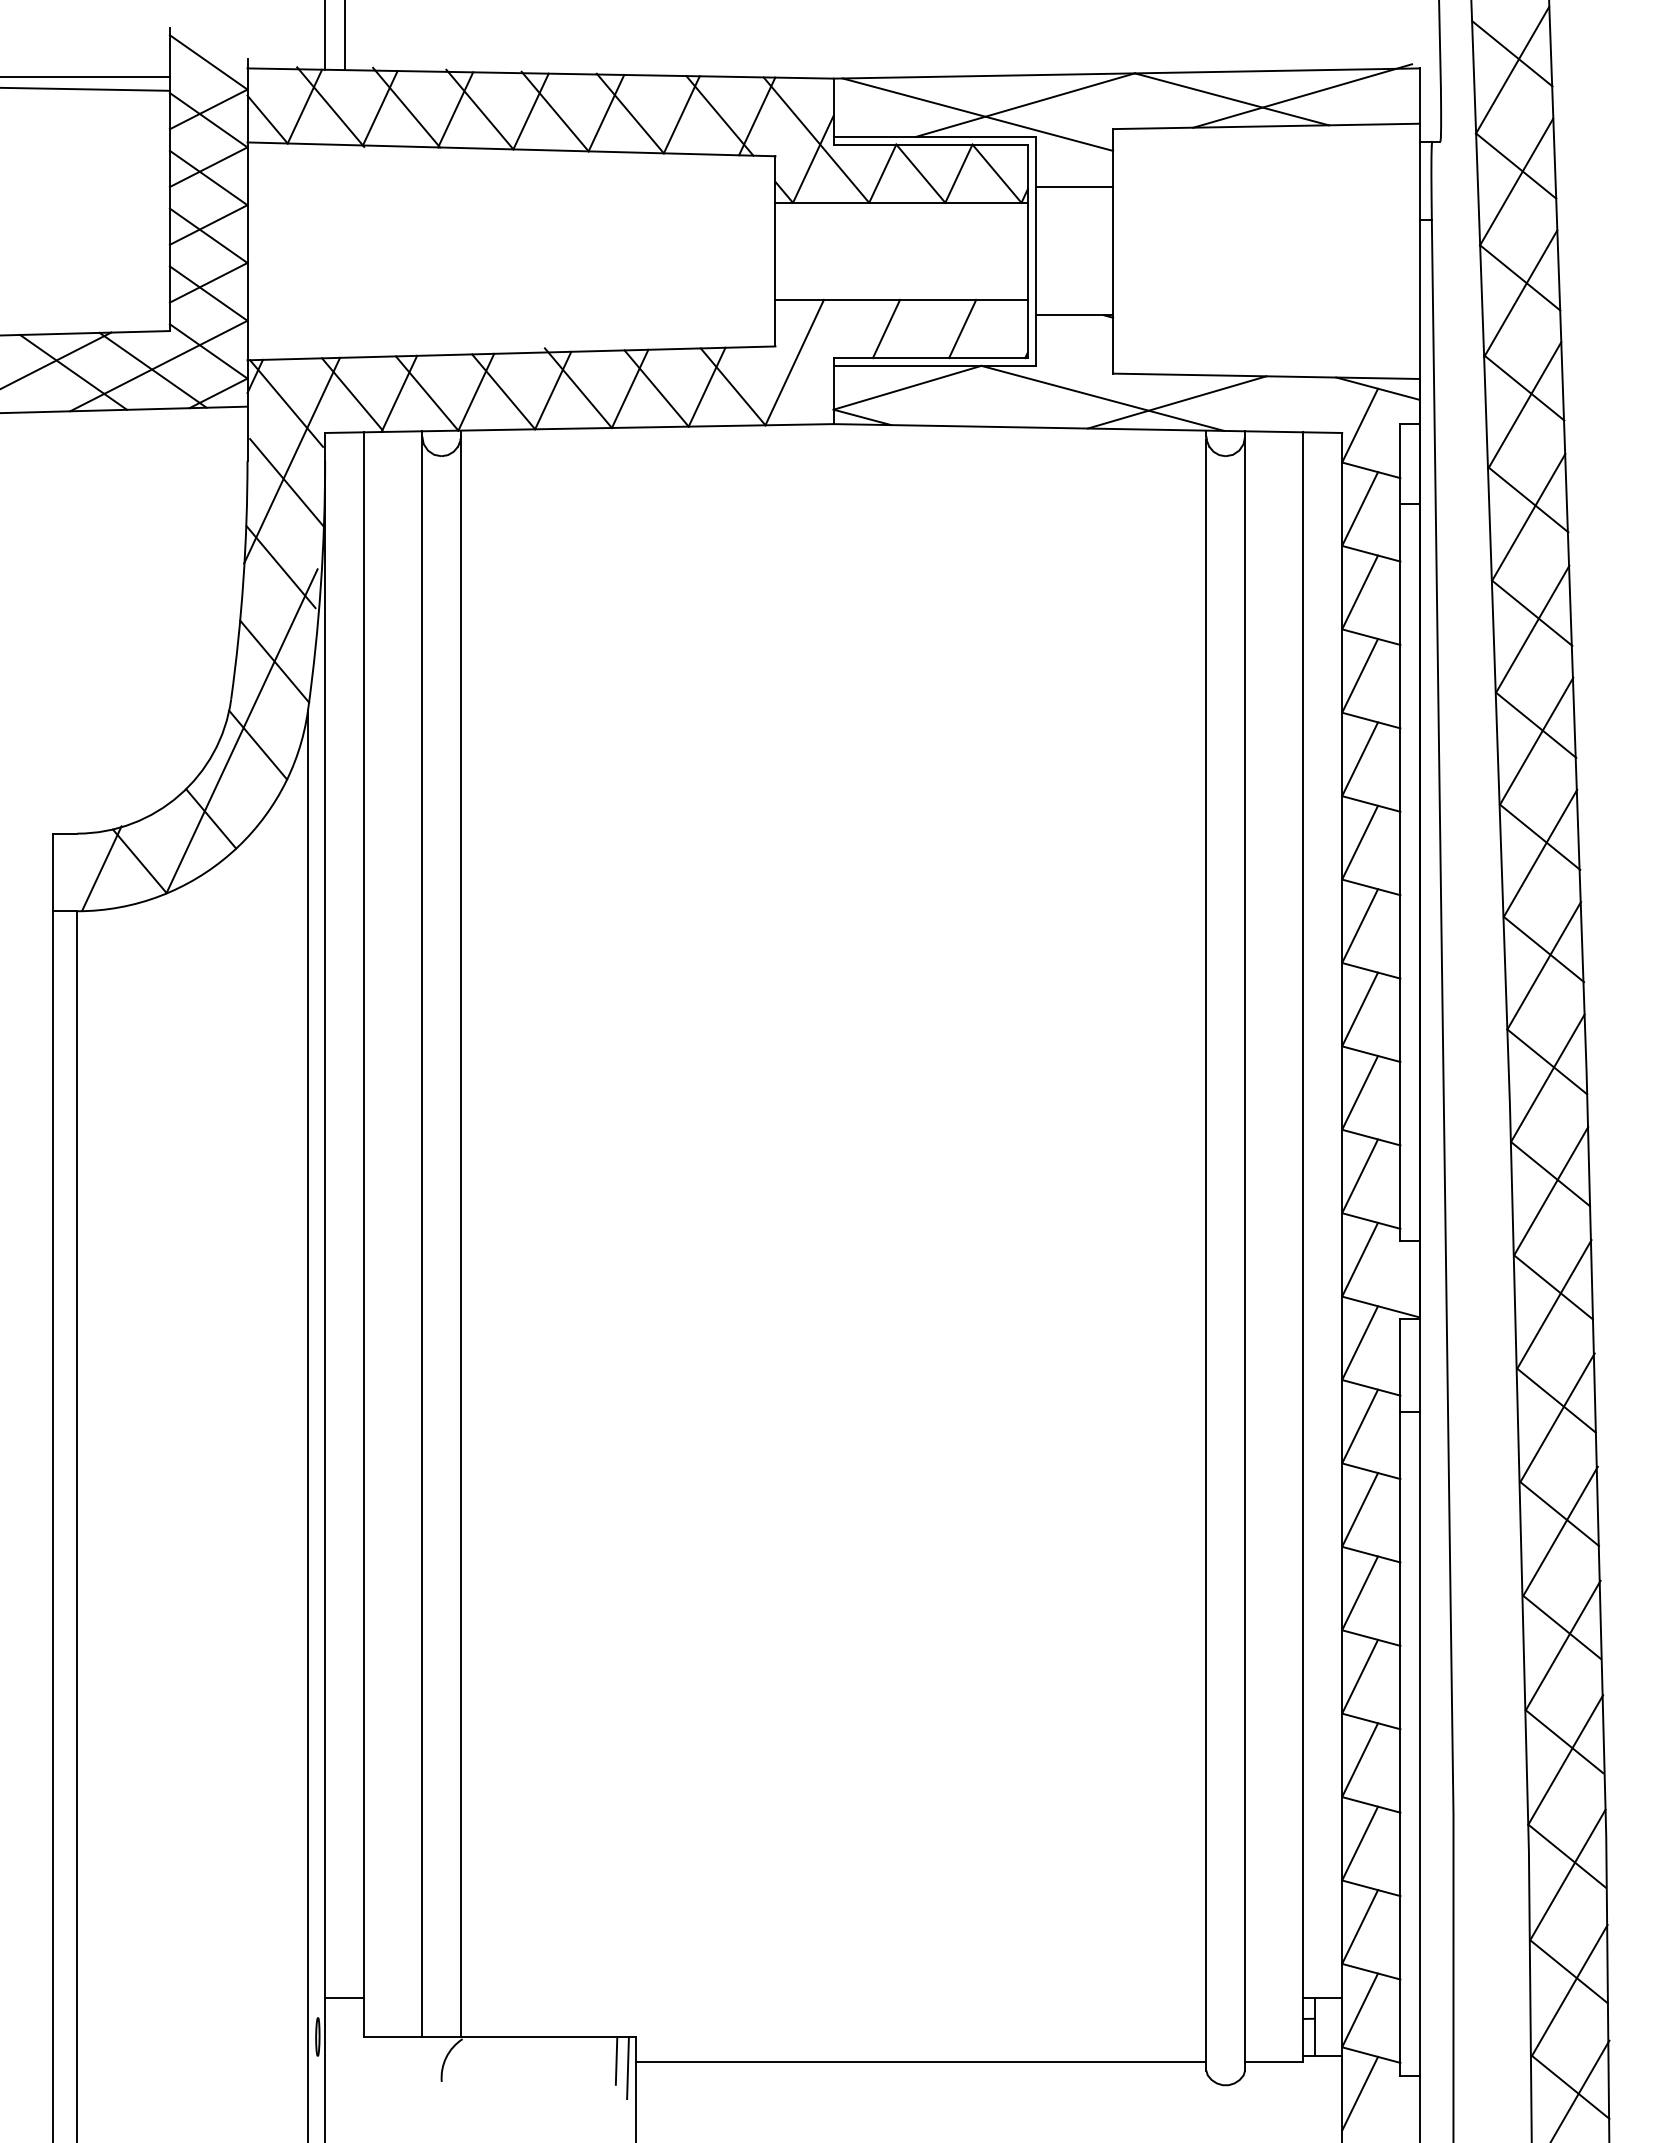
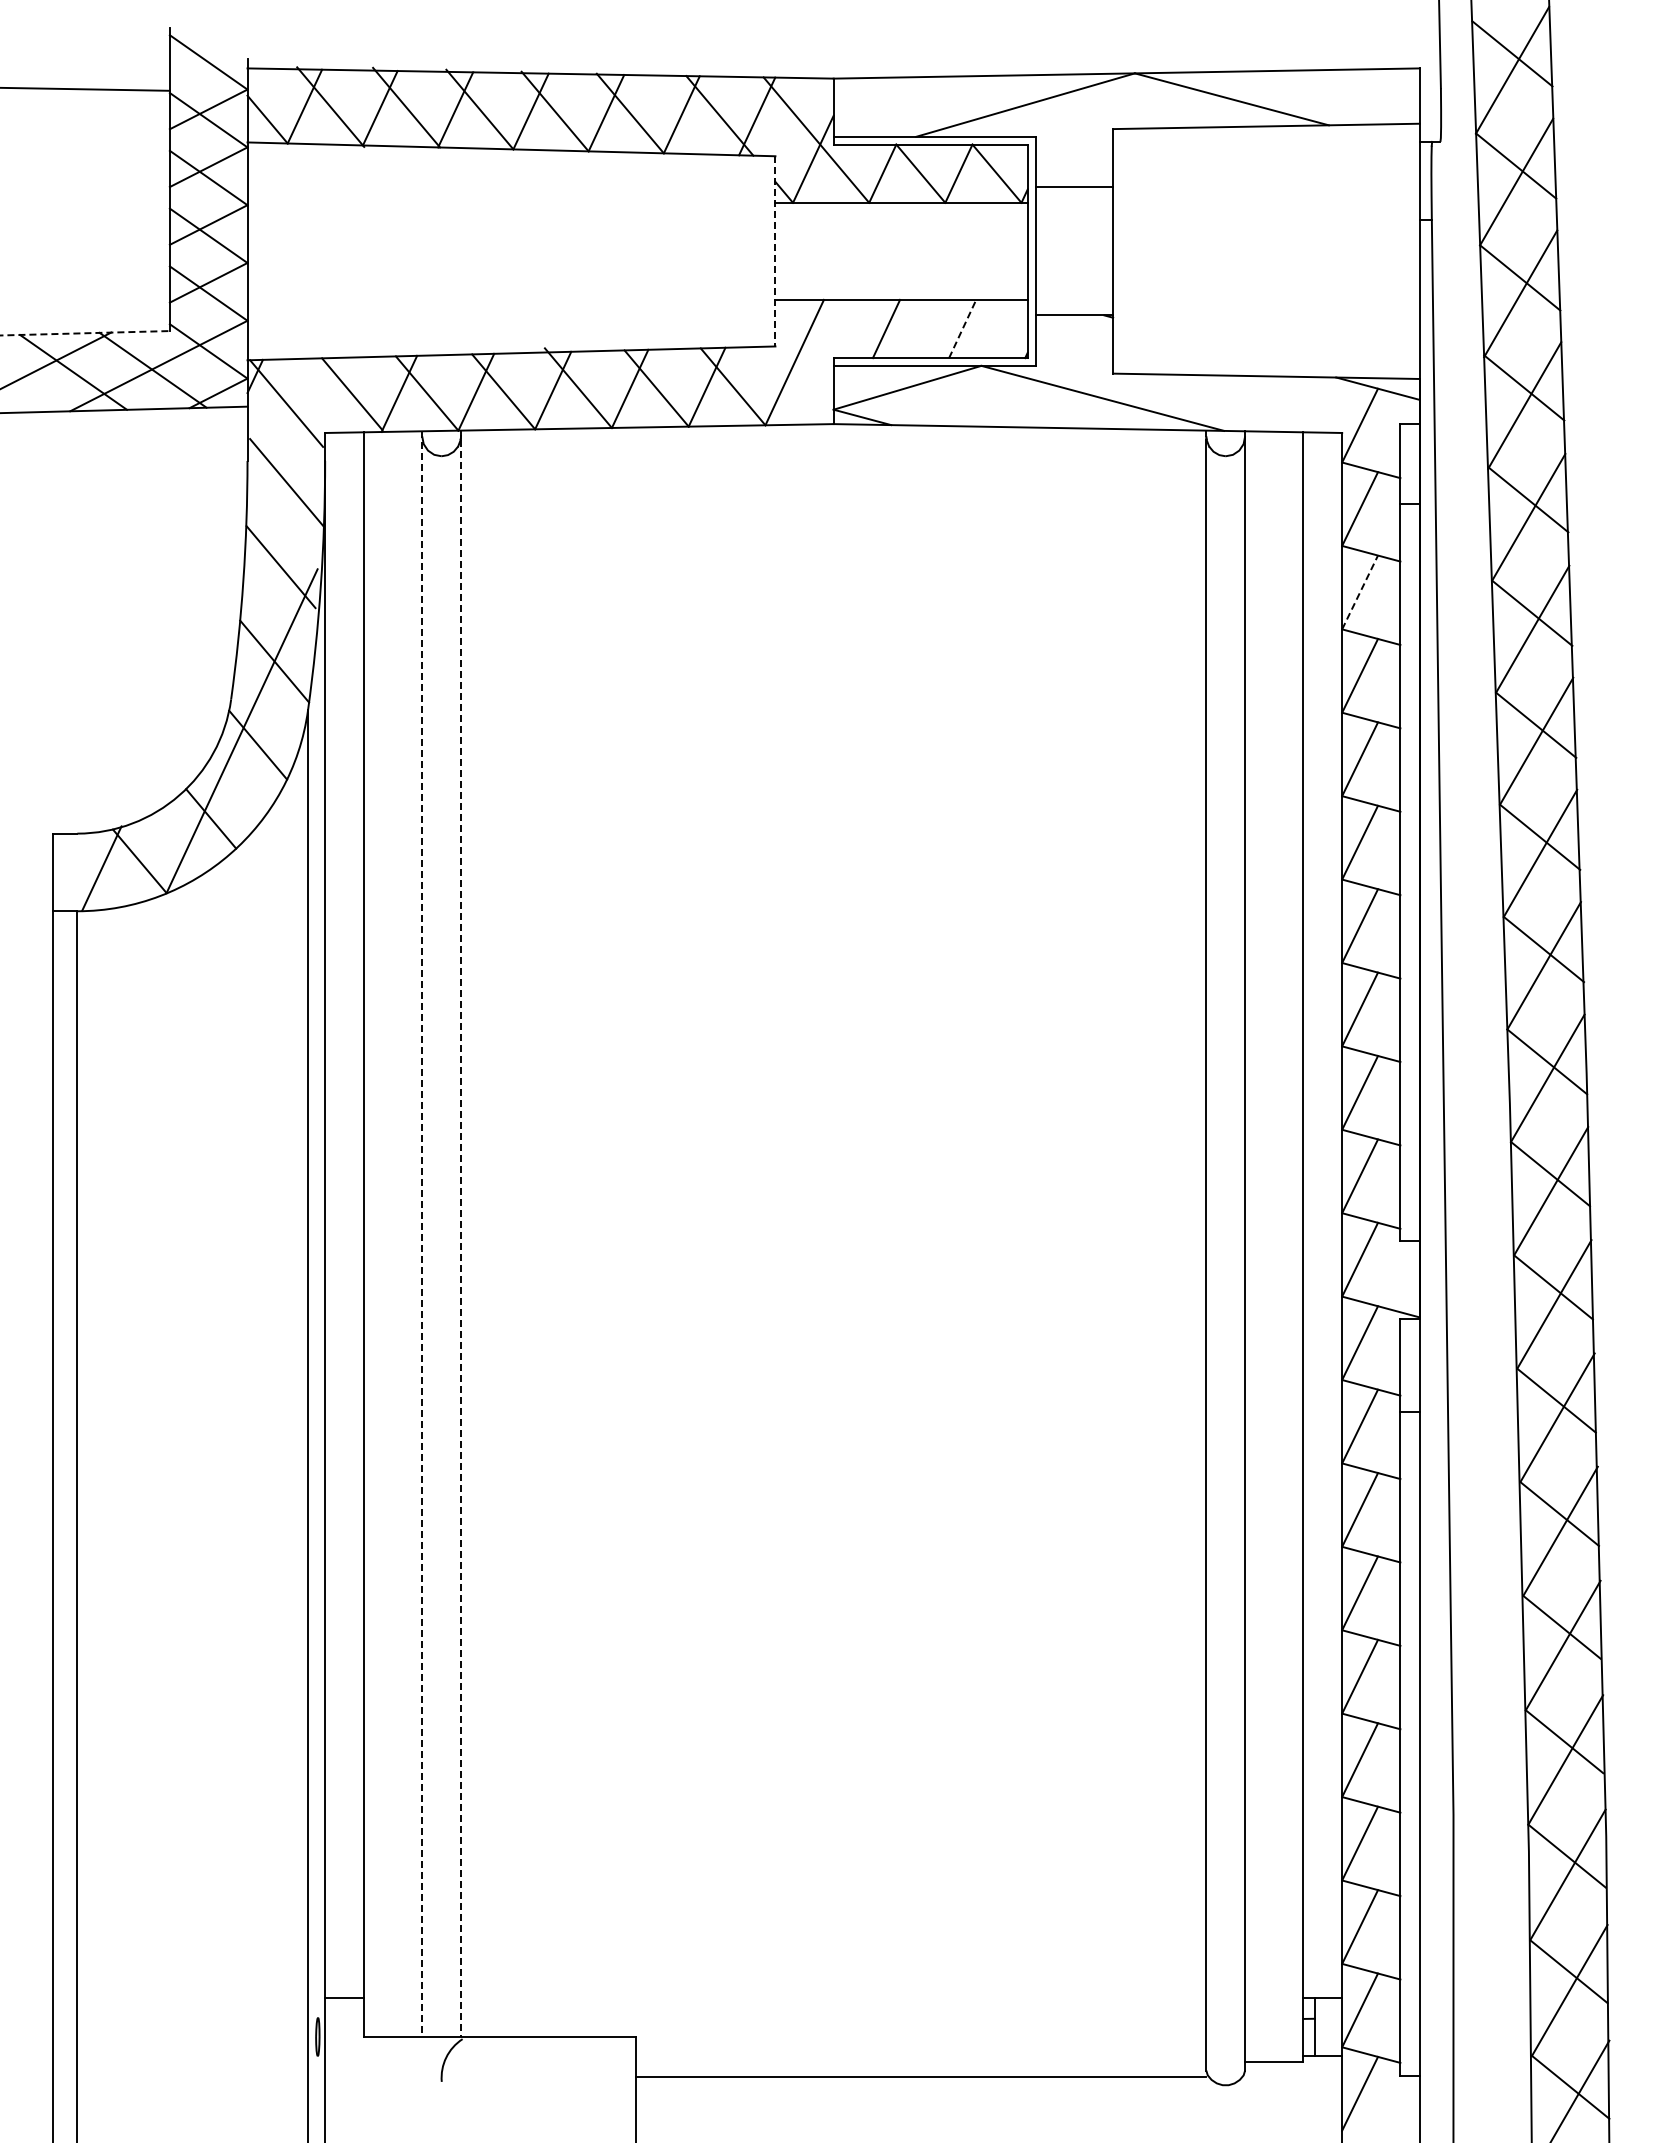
line: present -> none (325, 35)
line: present -> none (344, 36)
line: present -> none (85, 76)
line: present -> none (1302, 95)
line: present -> none (977, 114)
line: solid -> dashed (775, 251)
line: solid -> dashed (962, 328)
line: solid -> dashed (84, 333)
line: present -> none (1176, 402)
line: present -> none (292, 460)
line: solid -> dashed (1360, 592)
line: solid -> dashed (422, 1234)
line: solid -> dashed (461, 1239)
line: present -> none (616, 2060)
line position: (920, 2061) -> (920, 2076) (920, 2076)
line: present -> none (627, 2067)
